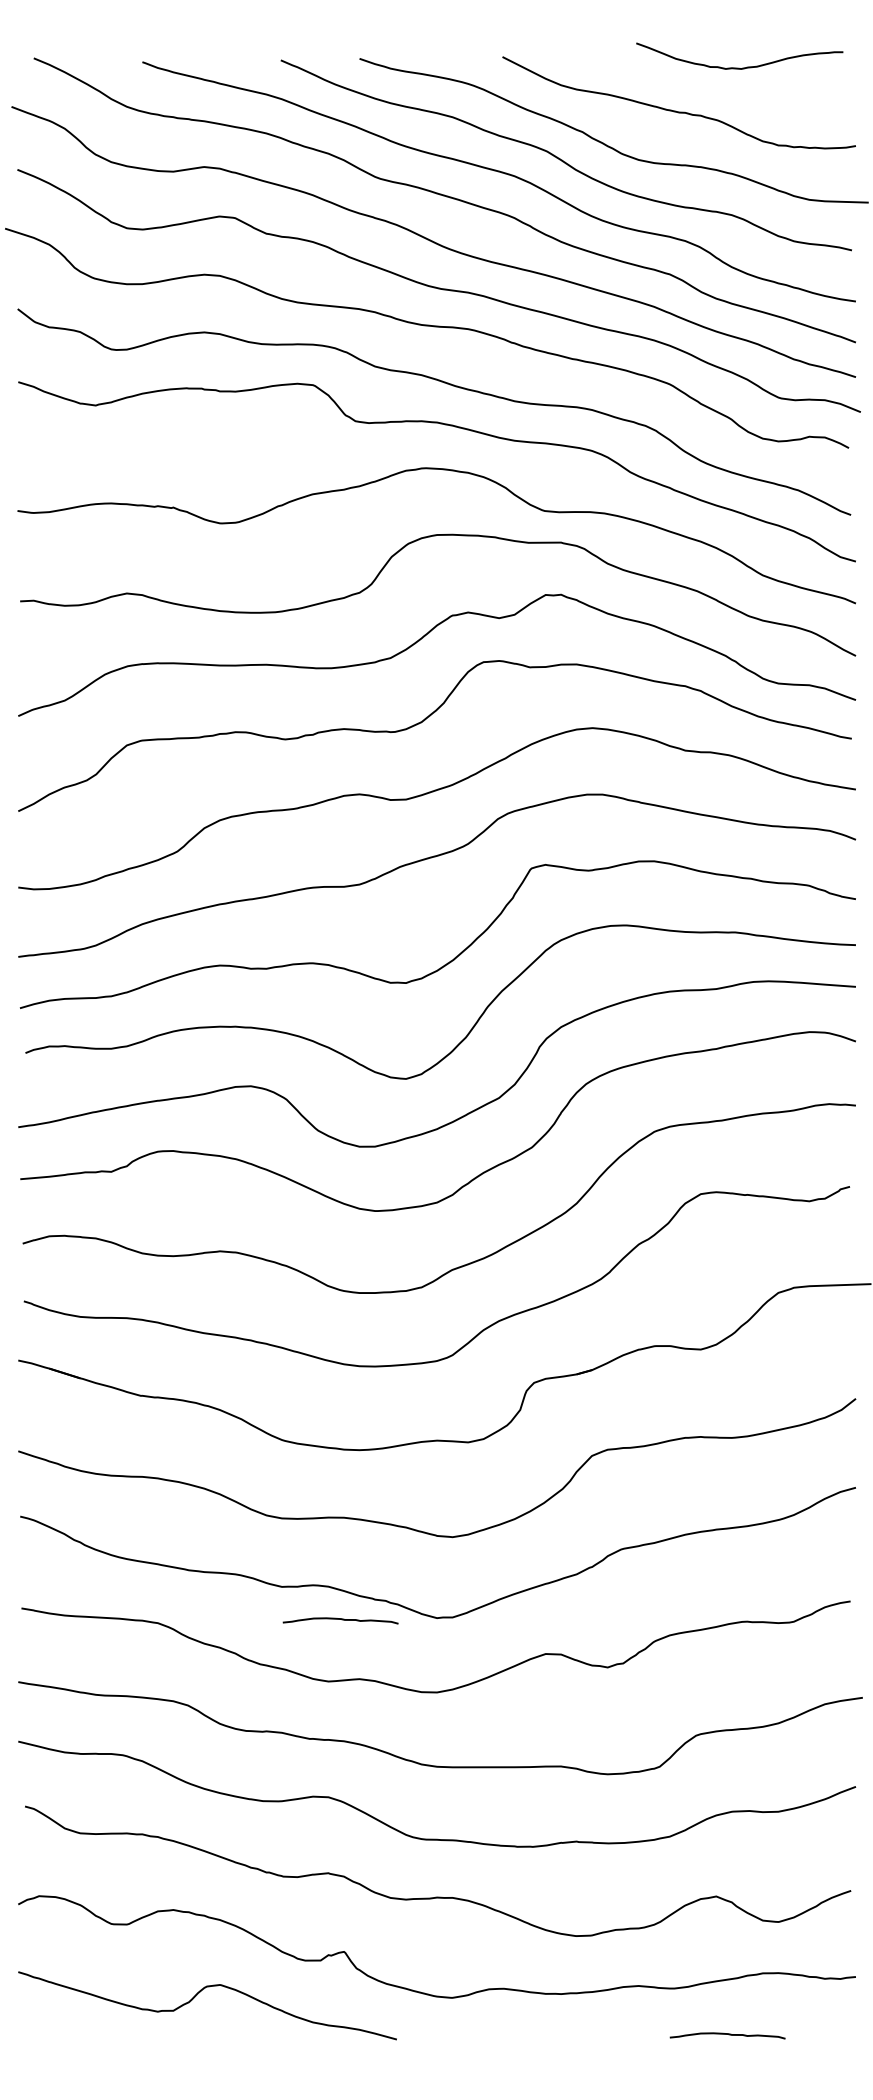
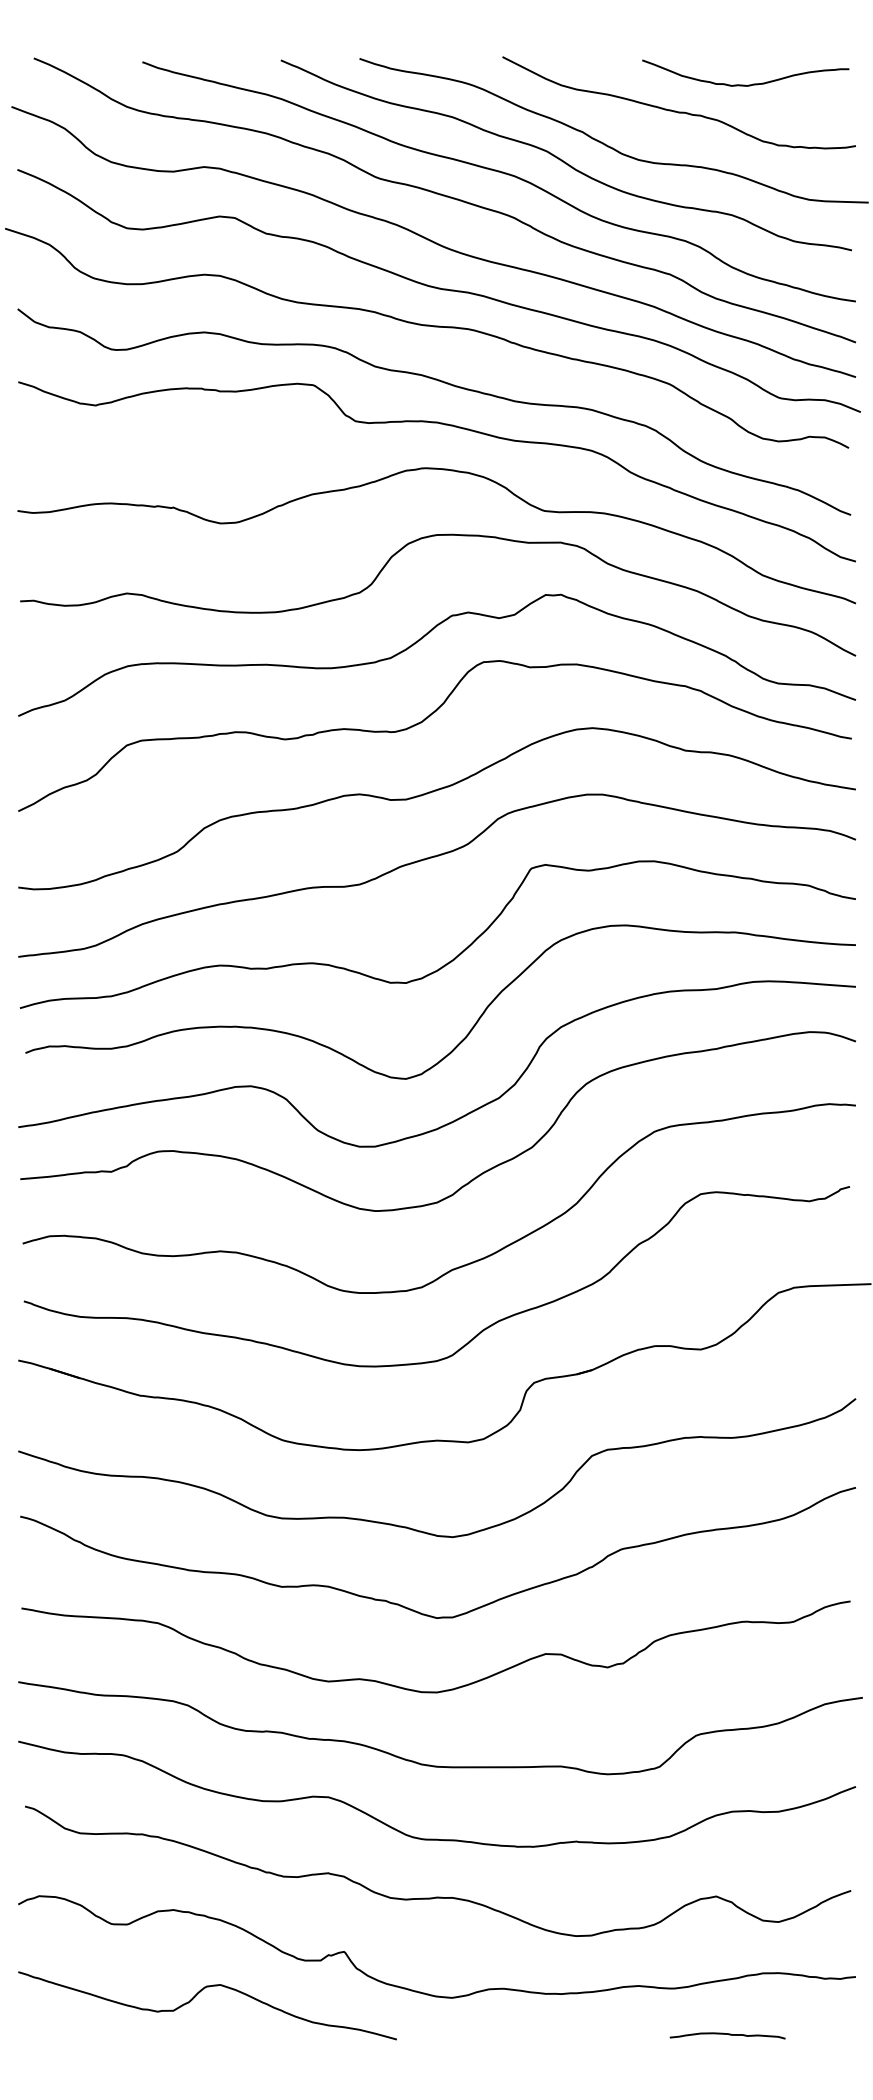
curve position: (739, 67) -> (745, 84) (745, 84)
curve: present -> none (340, 1619)
